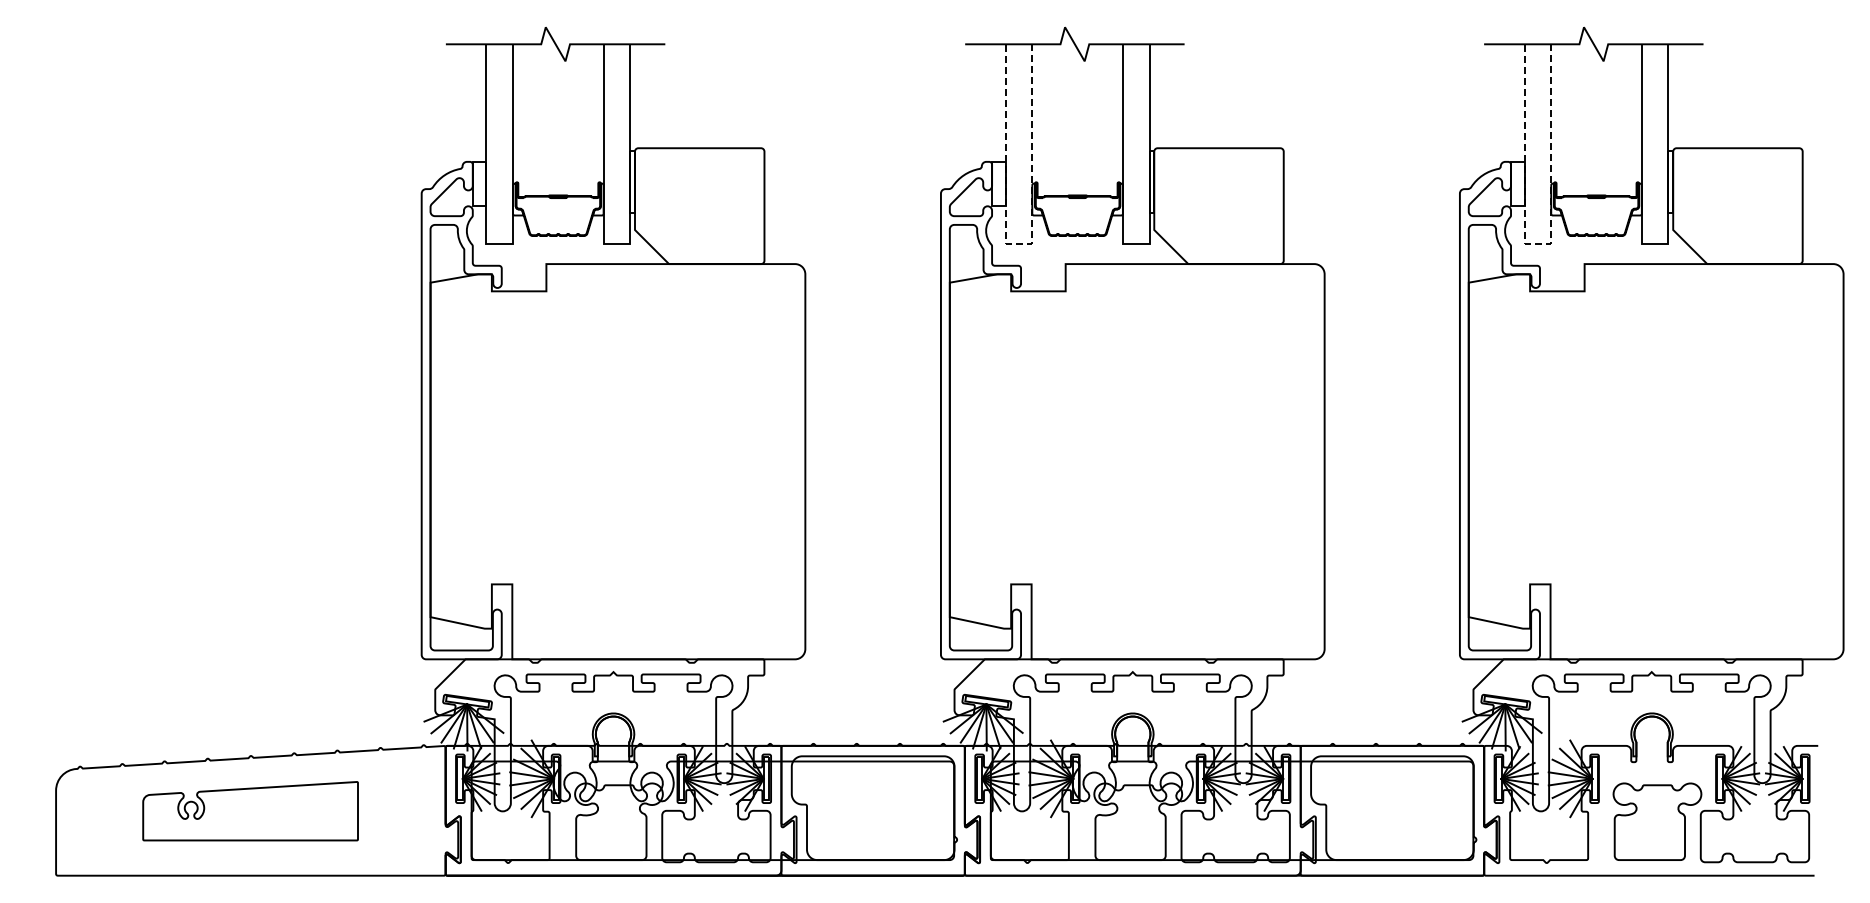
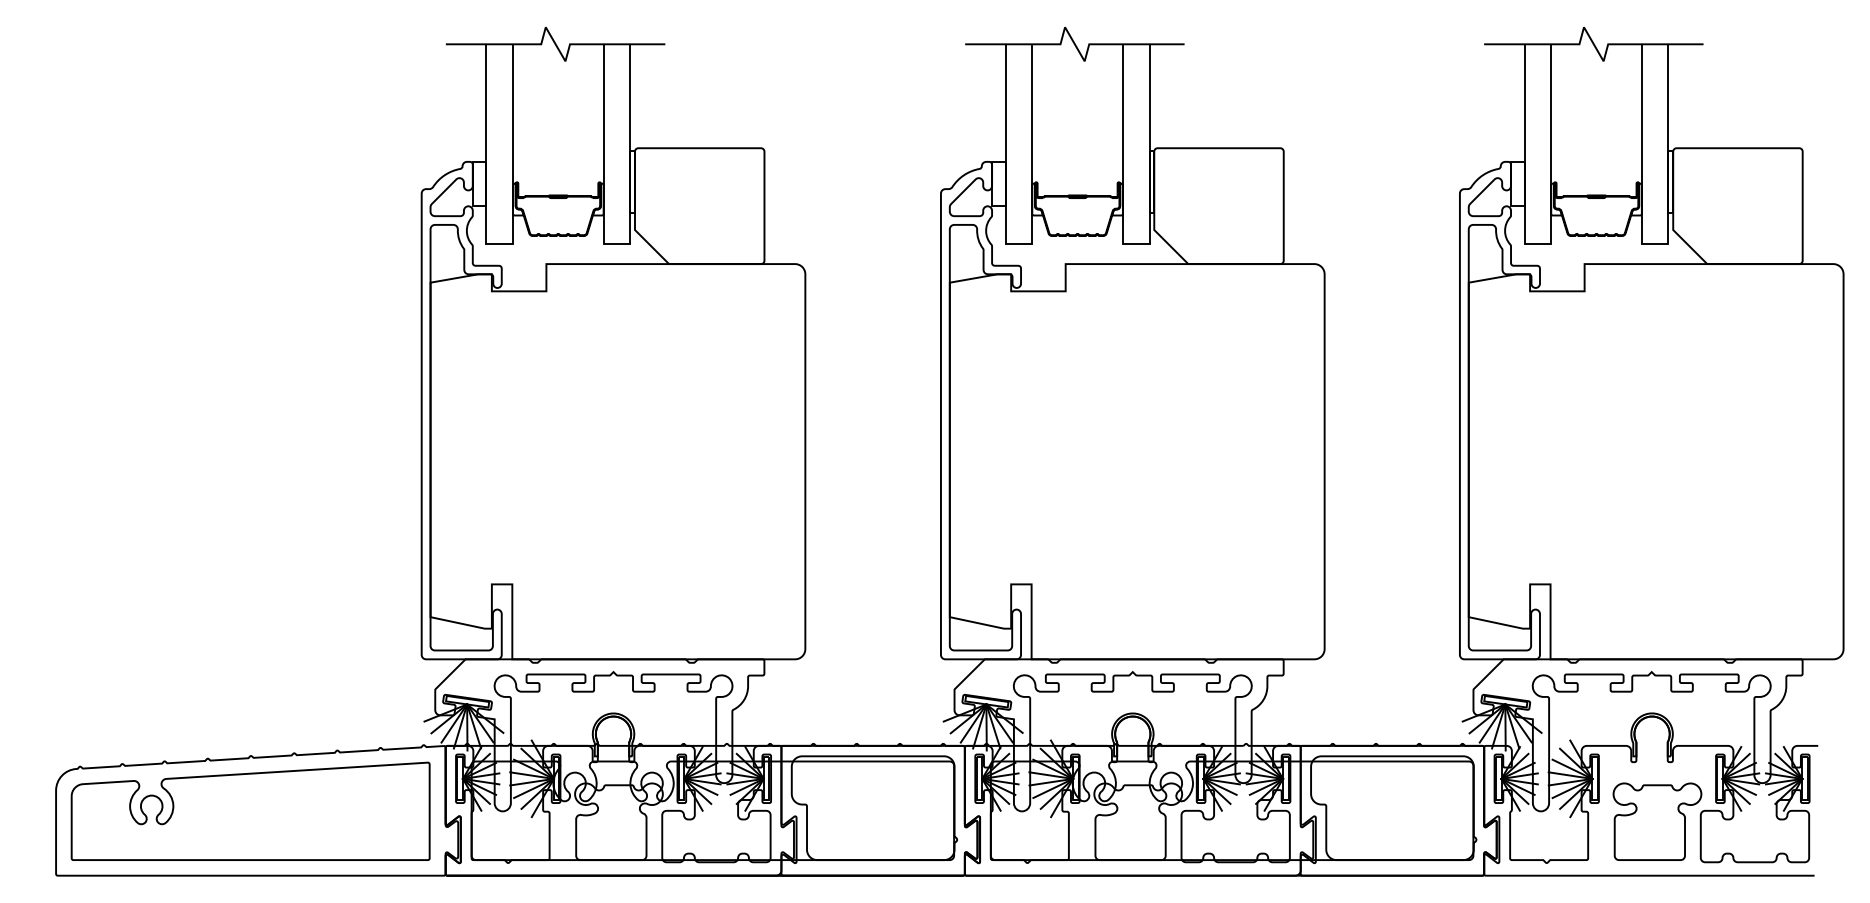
line: dashed -> solid (1018, 243)
line: dashed -> solid (1537, 243)
part size: 217x61 px -> 361x100 px (250, 810)
